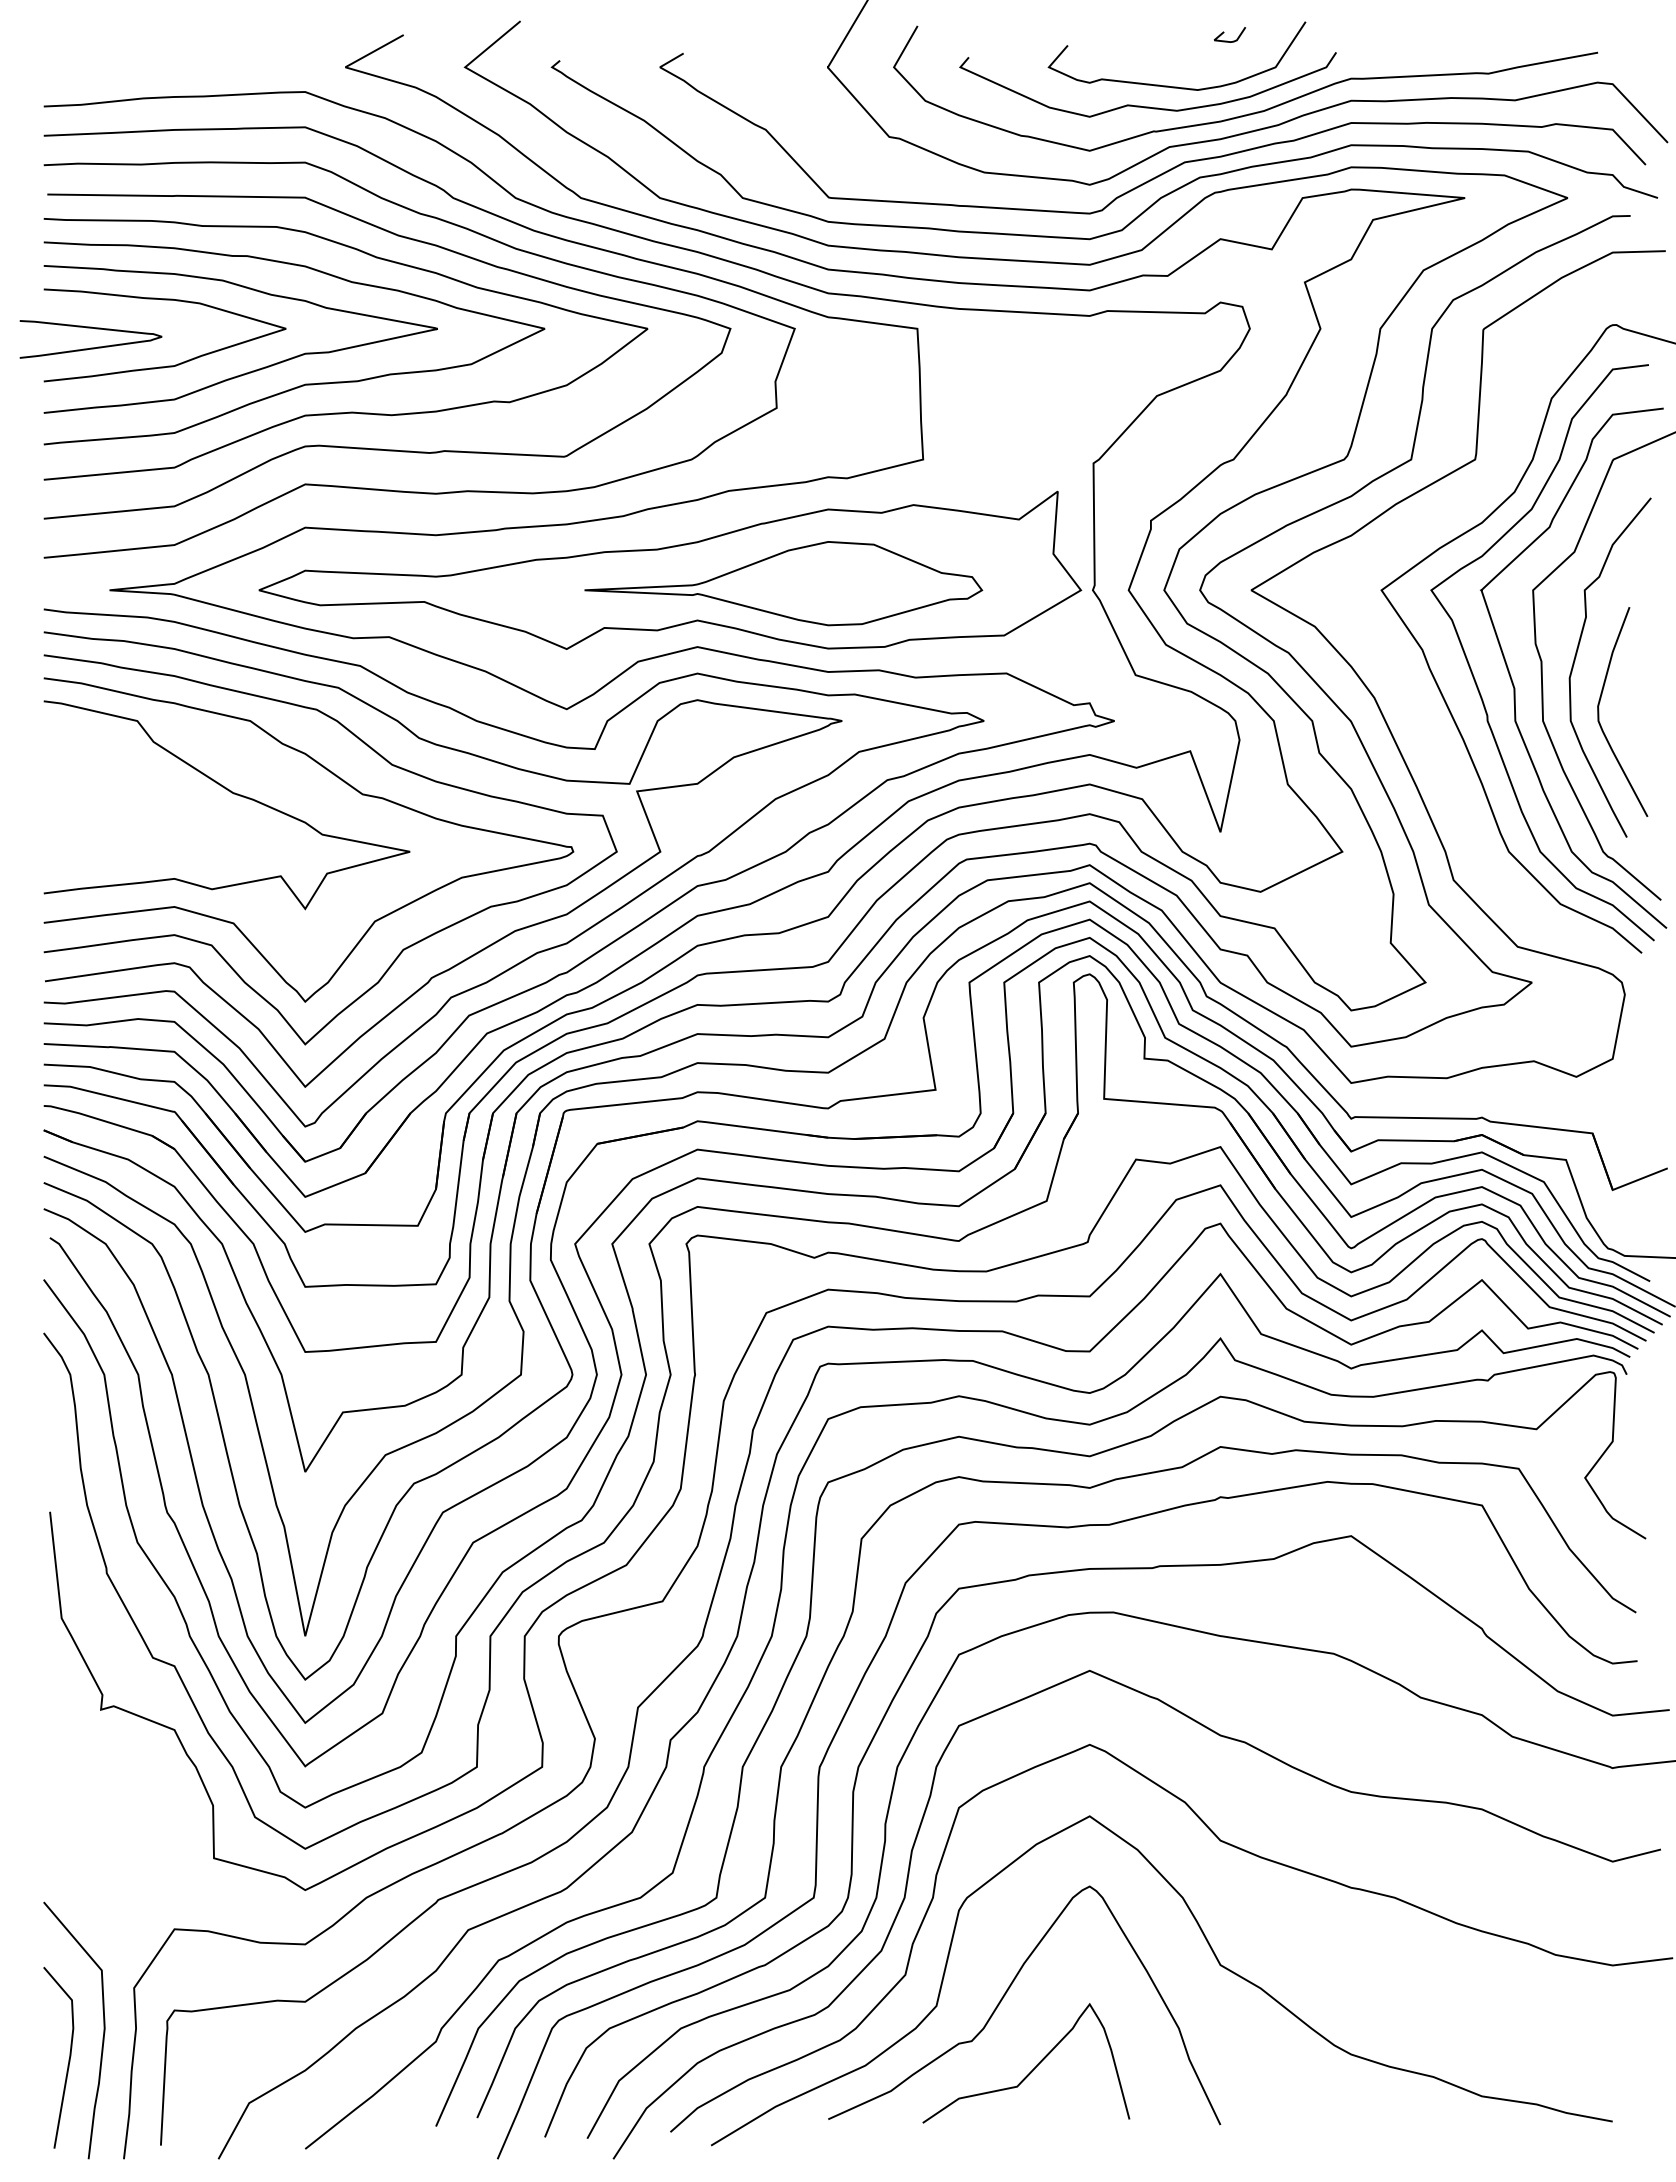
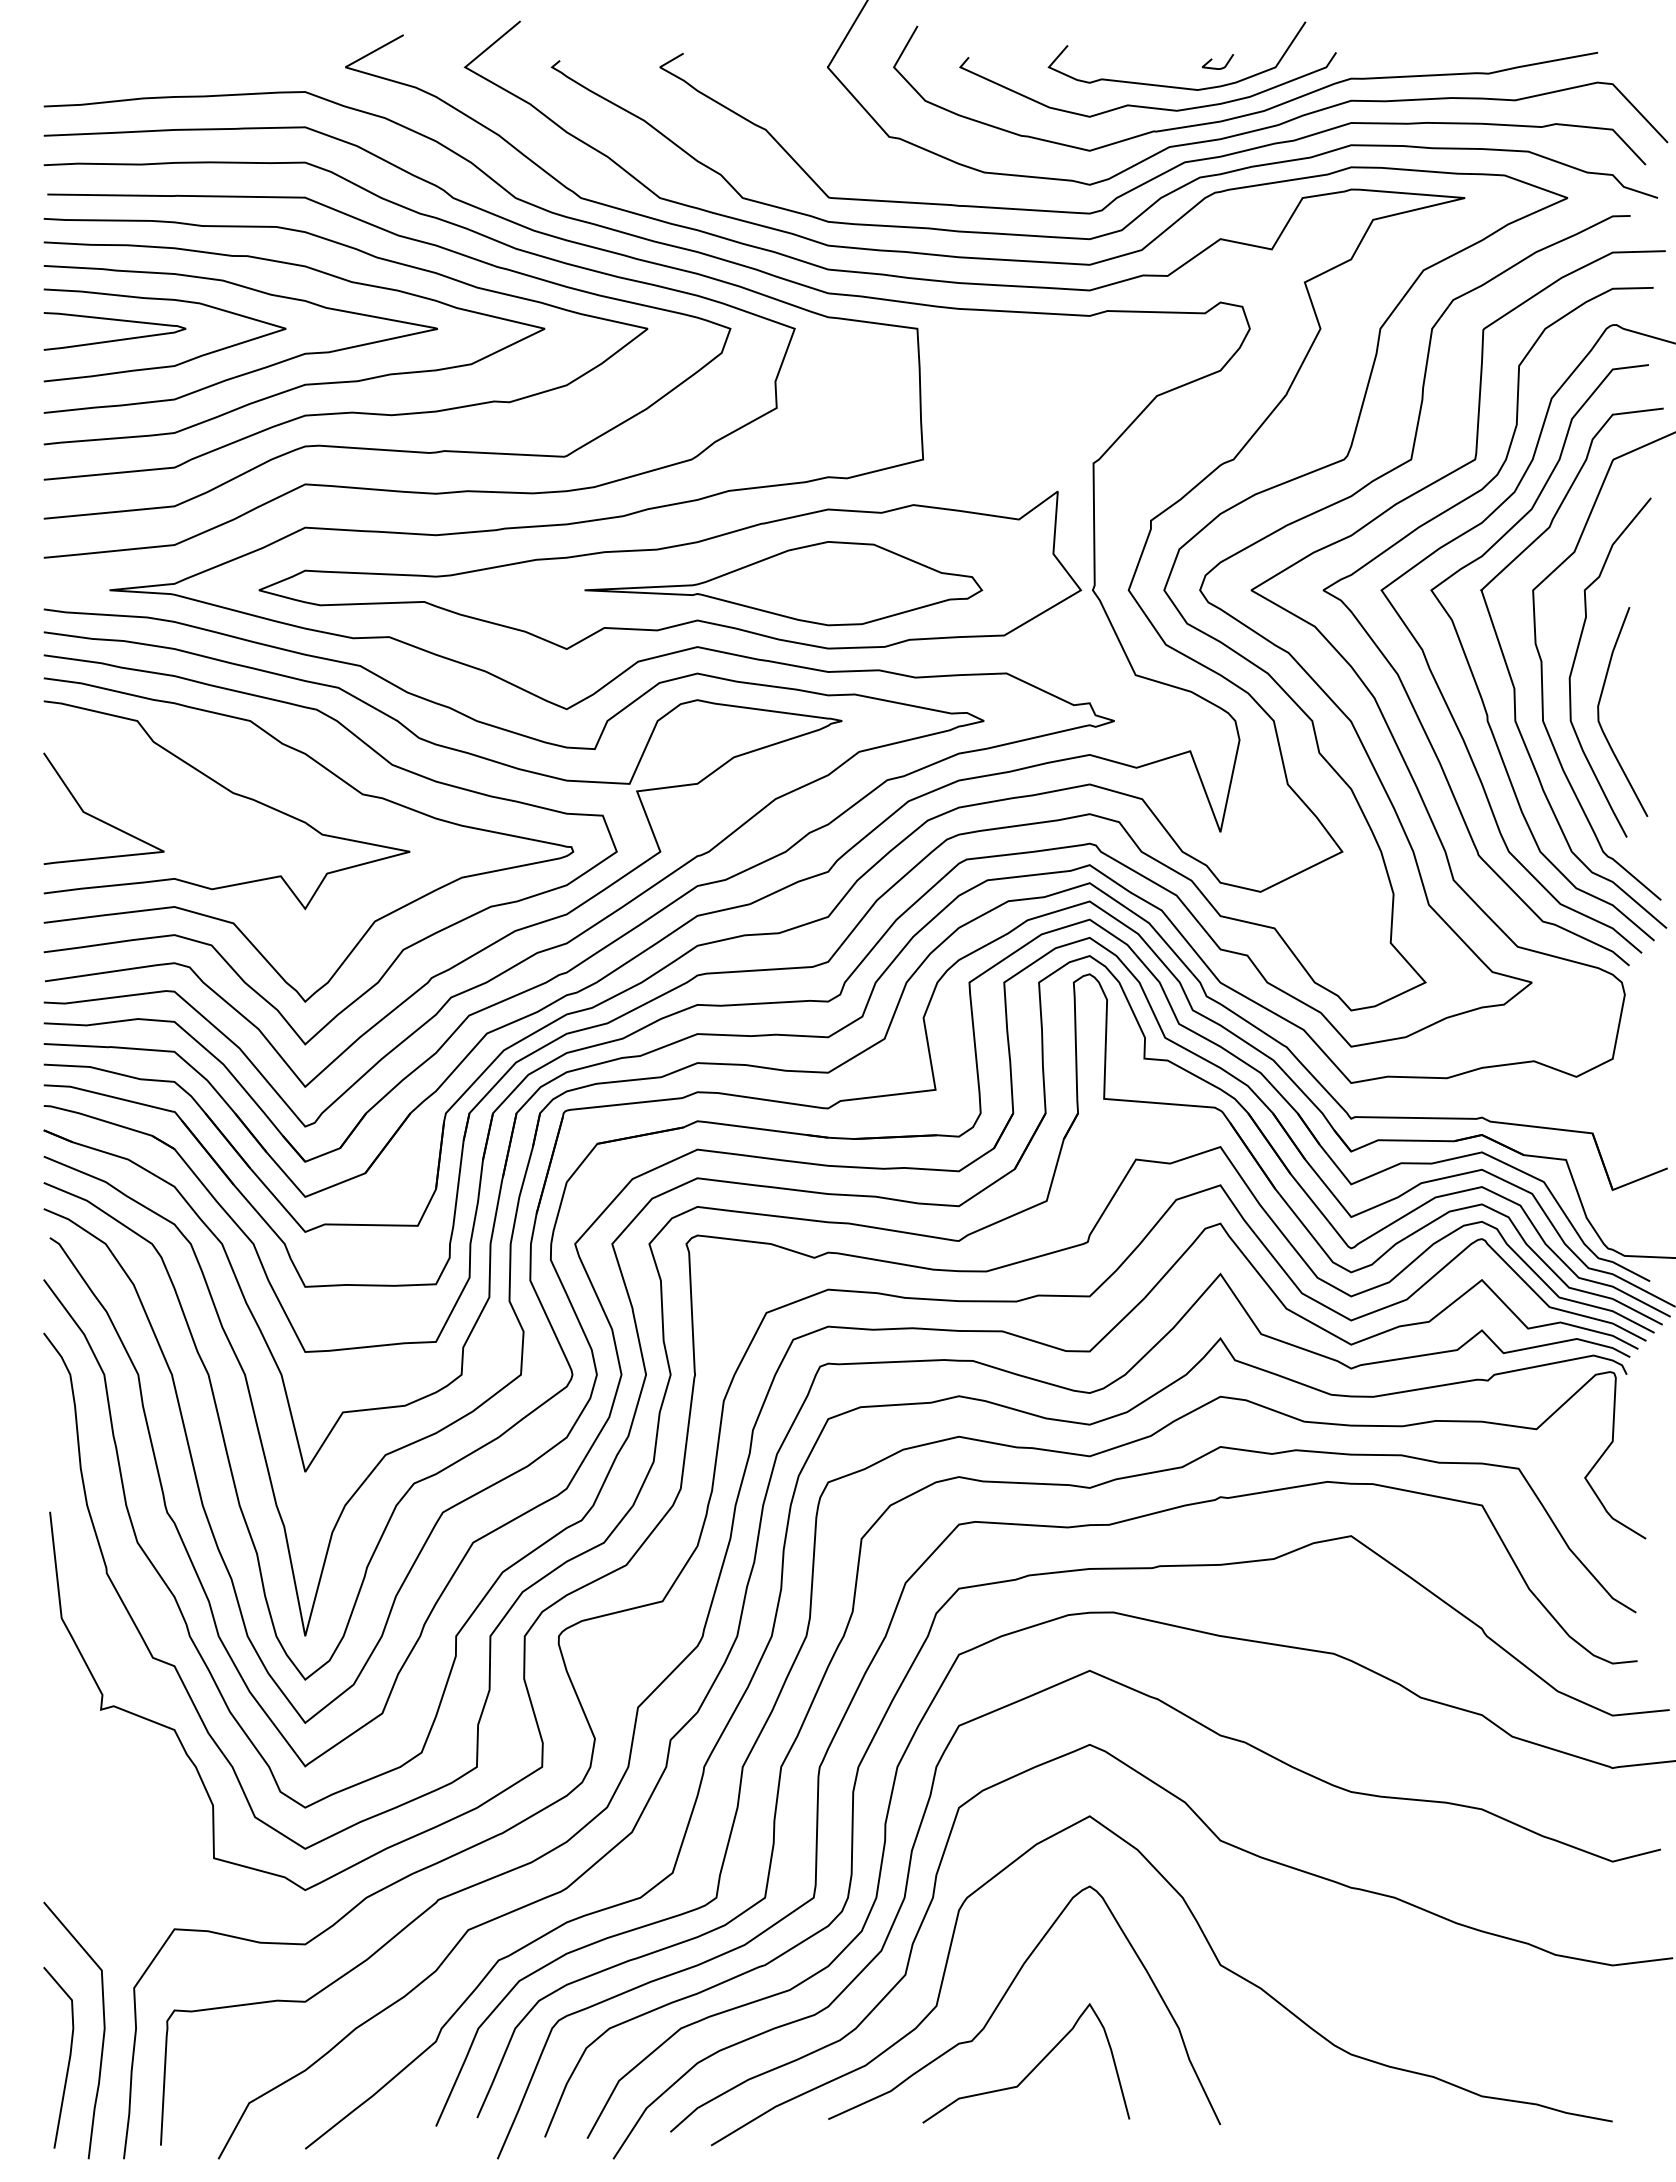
curve position: (1224, 32) -> (1212, 59) (1212, 59)
curve position: (90, 347) -> (114, 339) (114, 339)
curve: none -> present (1398, 673)
line: none -> present (99, 818)
